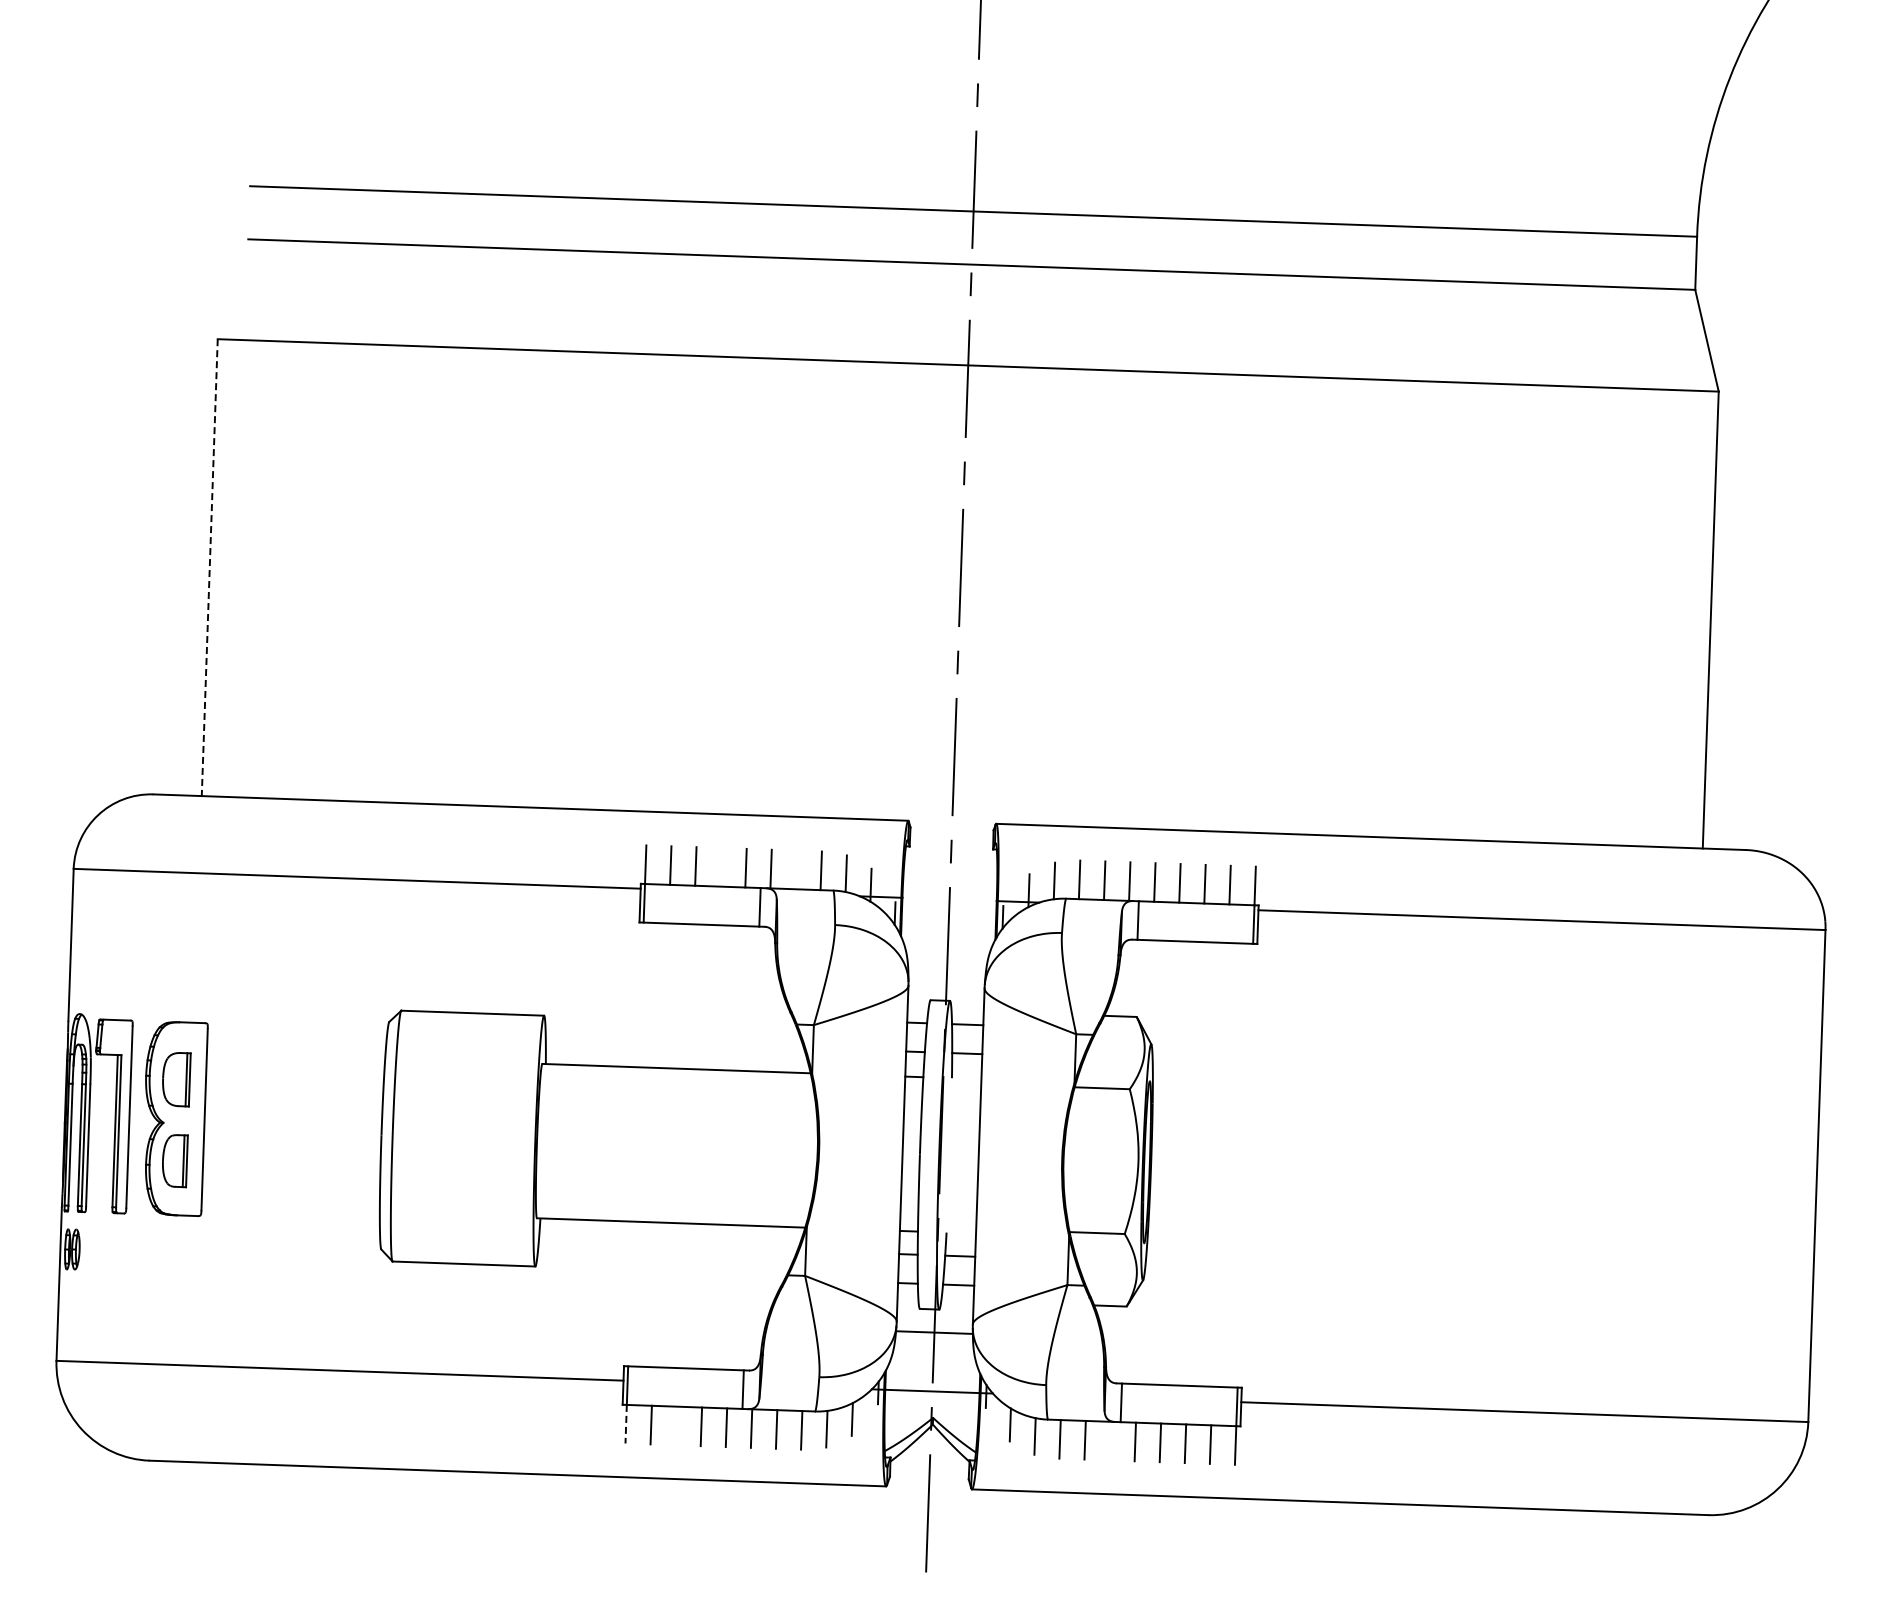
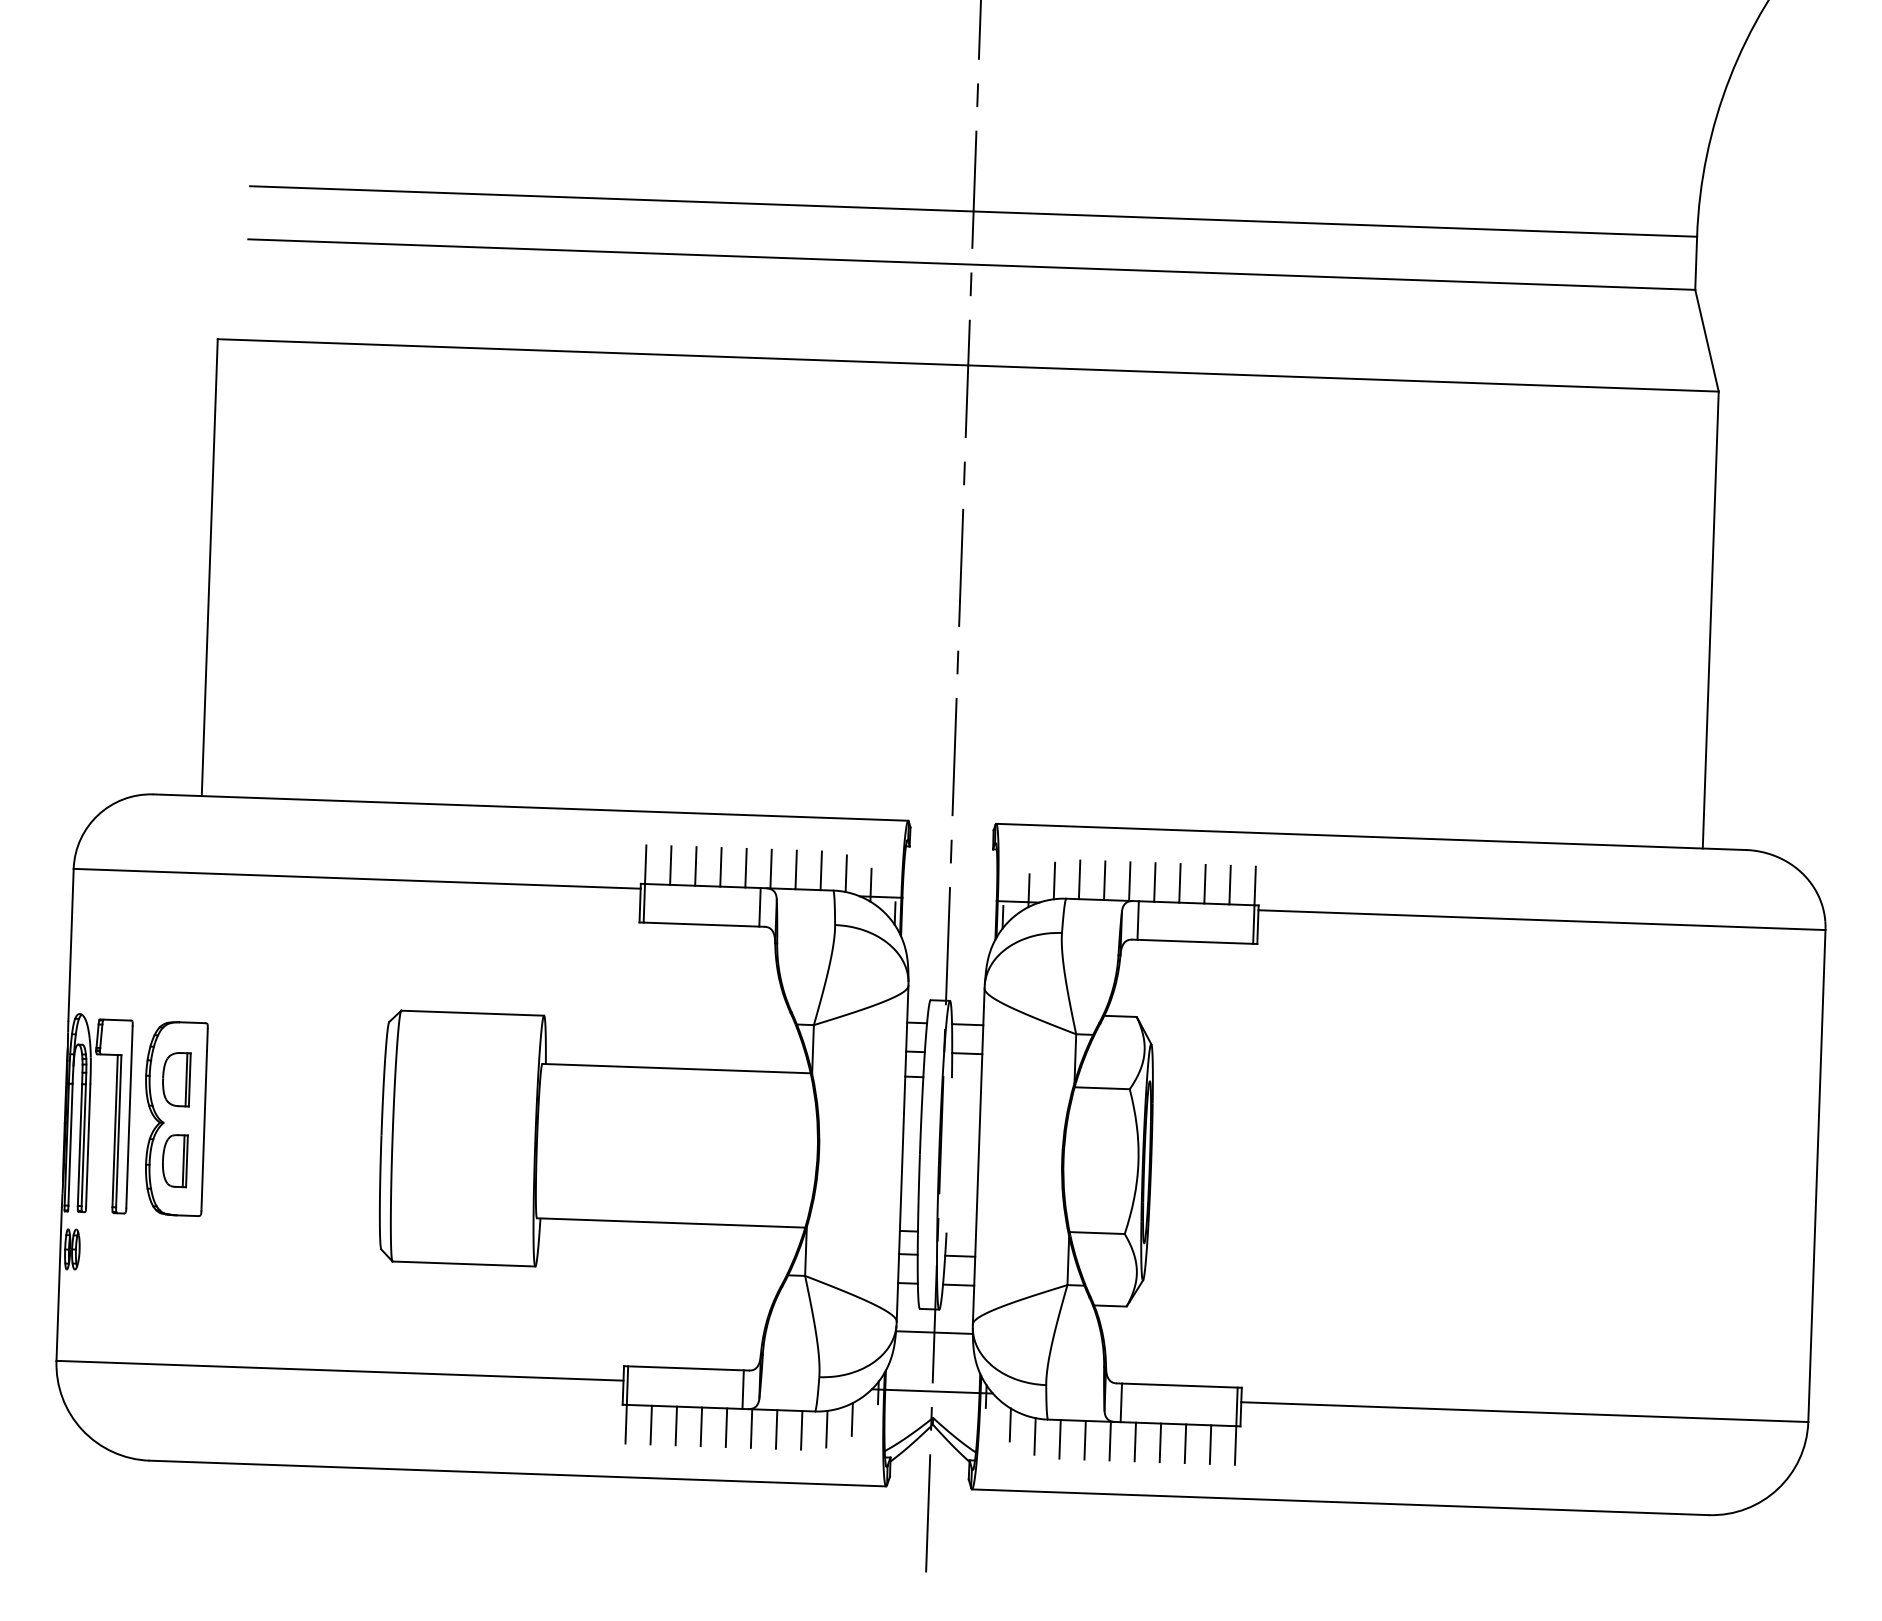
line: dashed -> solid (209, 567)
line: none -> present (720, 867)
line: none -> present (795, 869)
line: dashed -> solid (626, 1424)
line: none -> present (675, 1425)
line: none -> present (1109, 1440)
